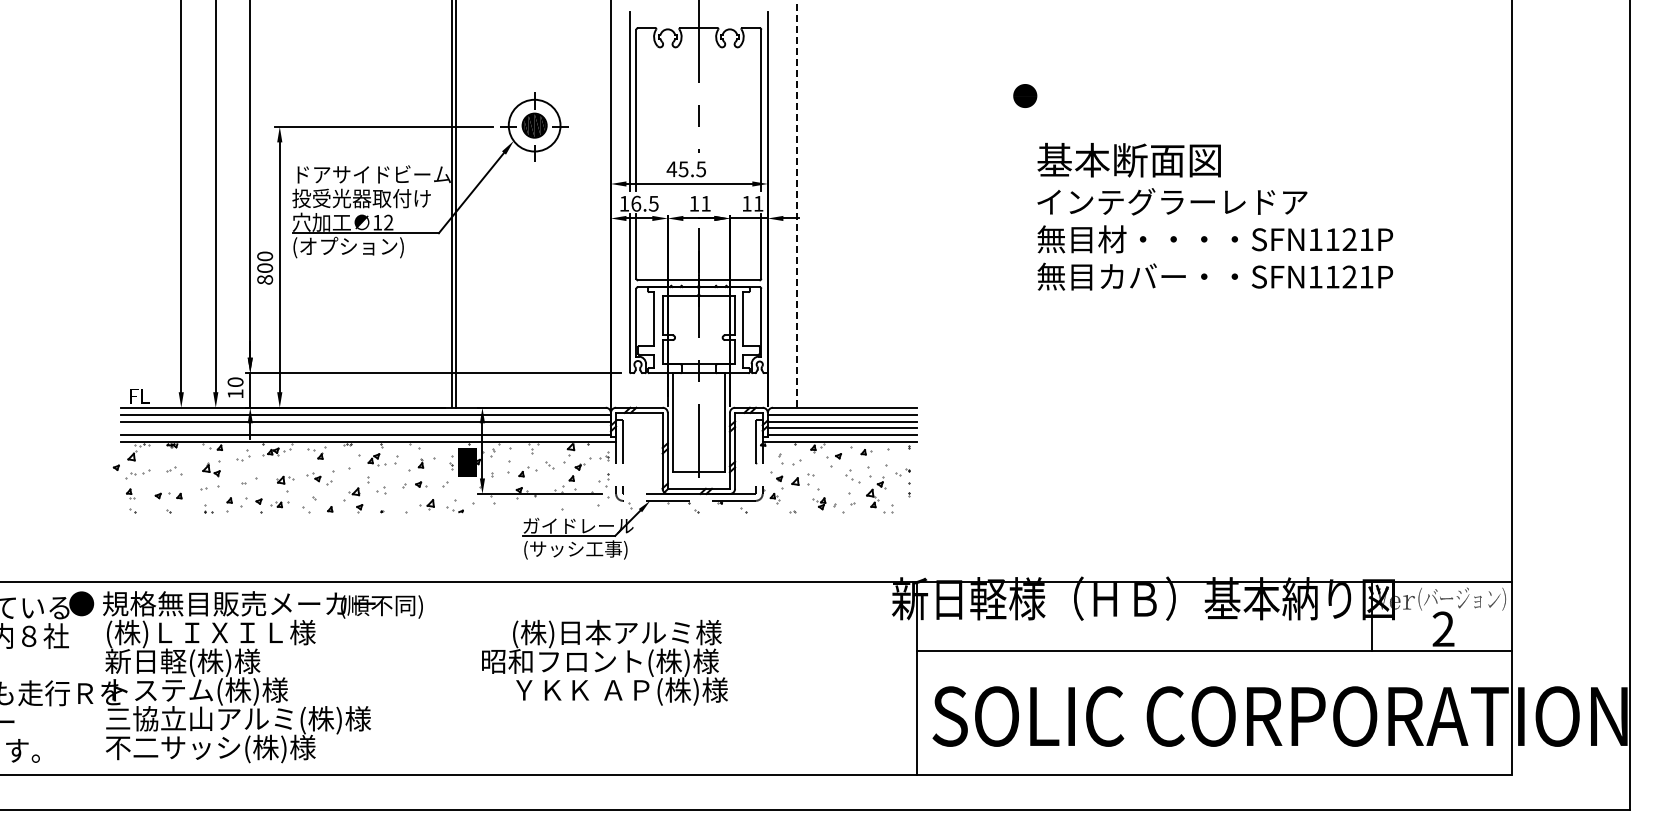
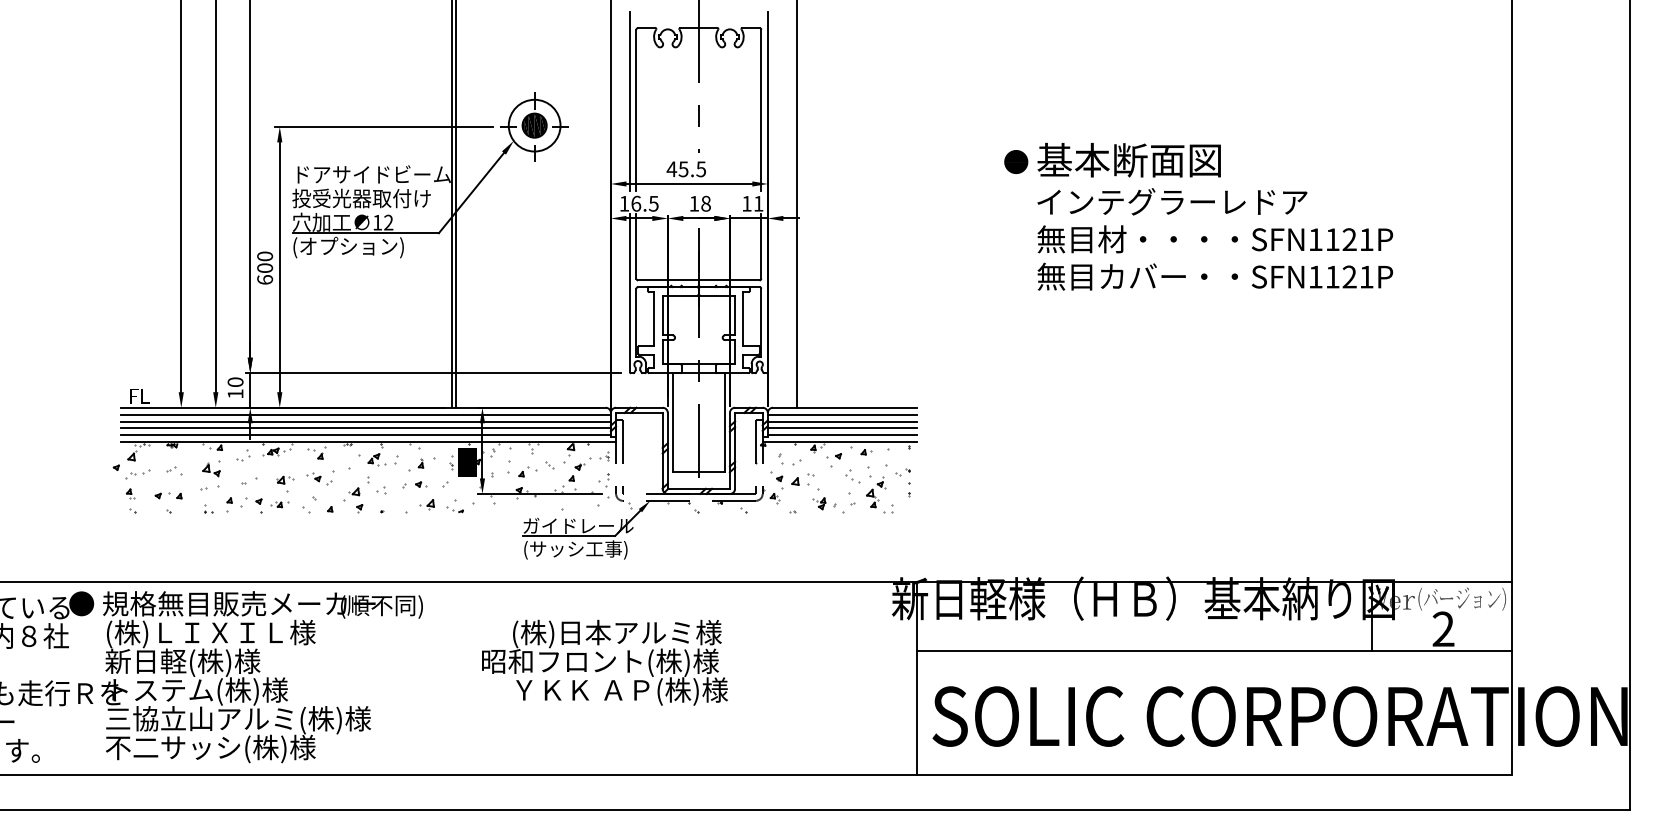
part position: (1025, 95) -> (1016, 161) (1016, 161)
text: 11 -> 18 (705, 203)
line: dashed -> solid (797, 203)
text: 800 -> 600 (264, 279)
line: none -> present (365, 428)
